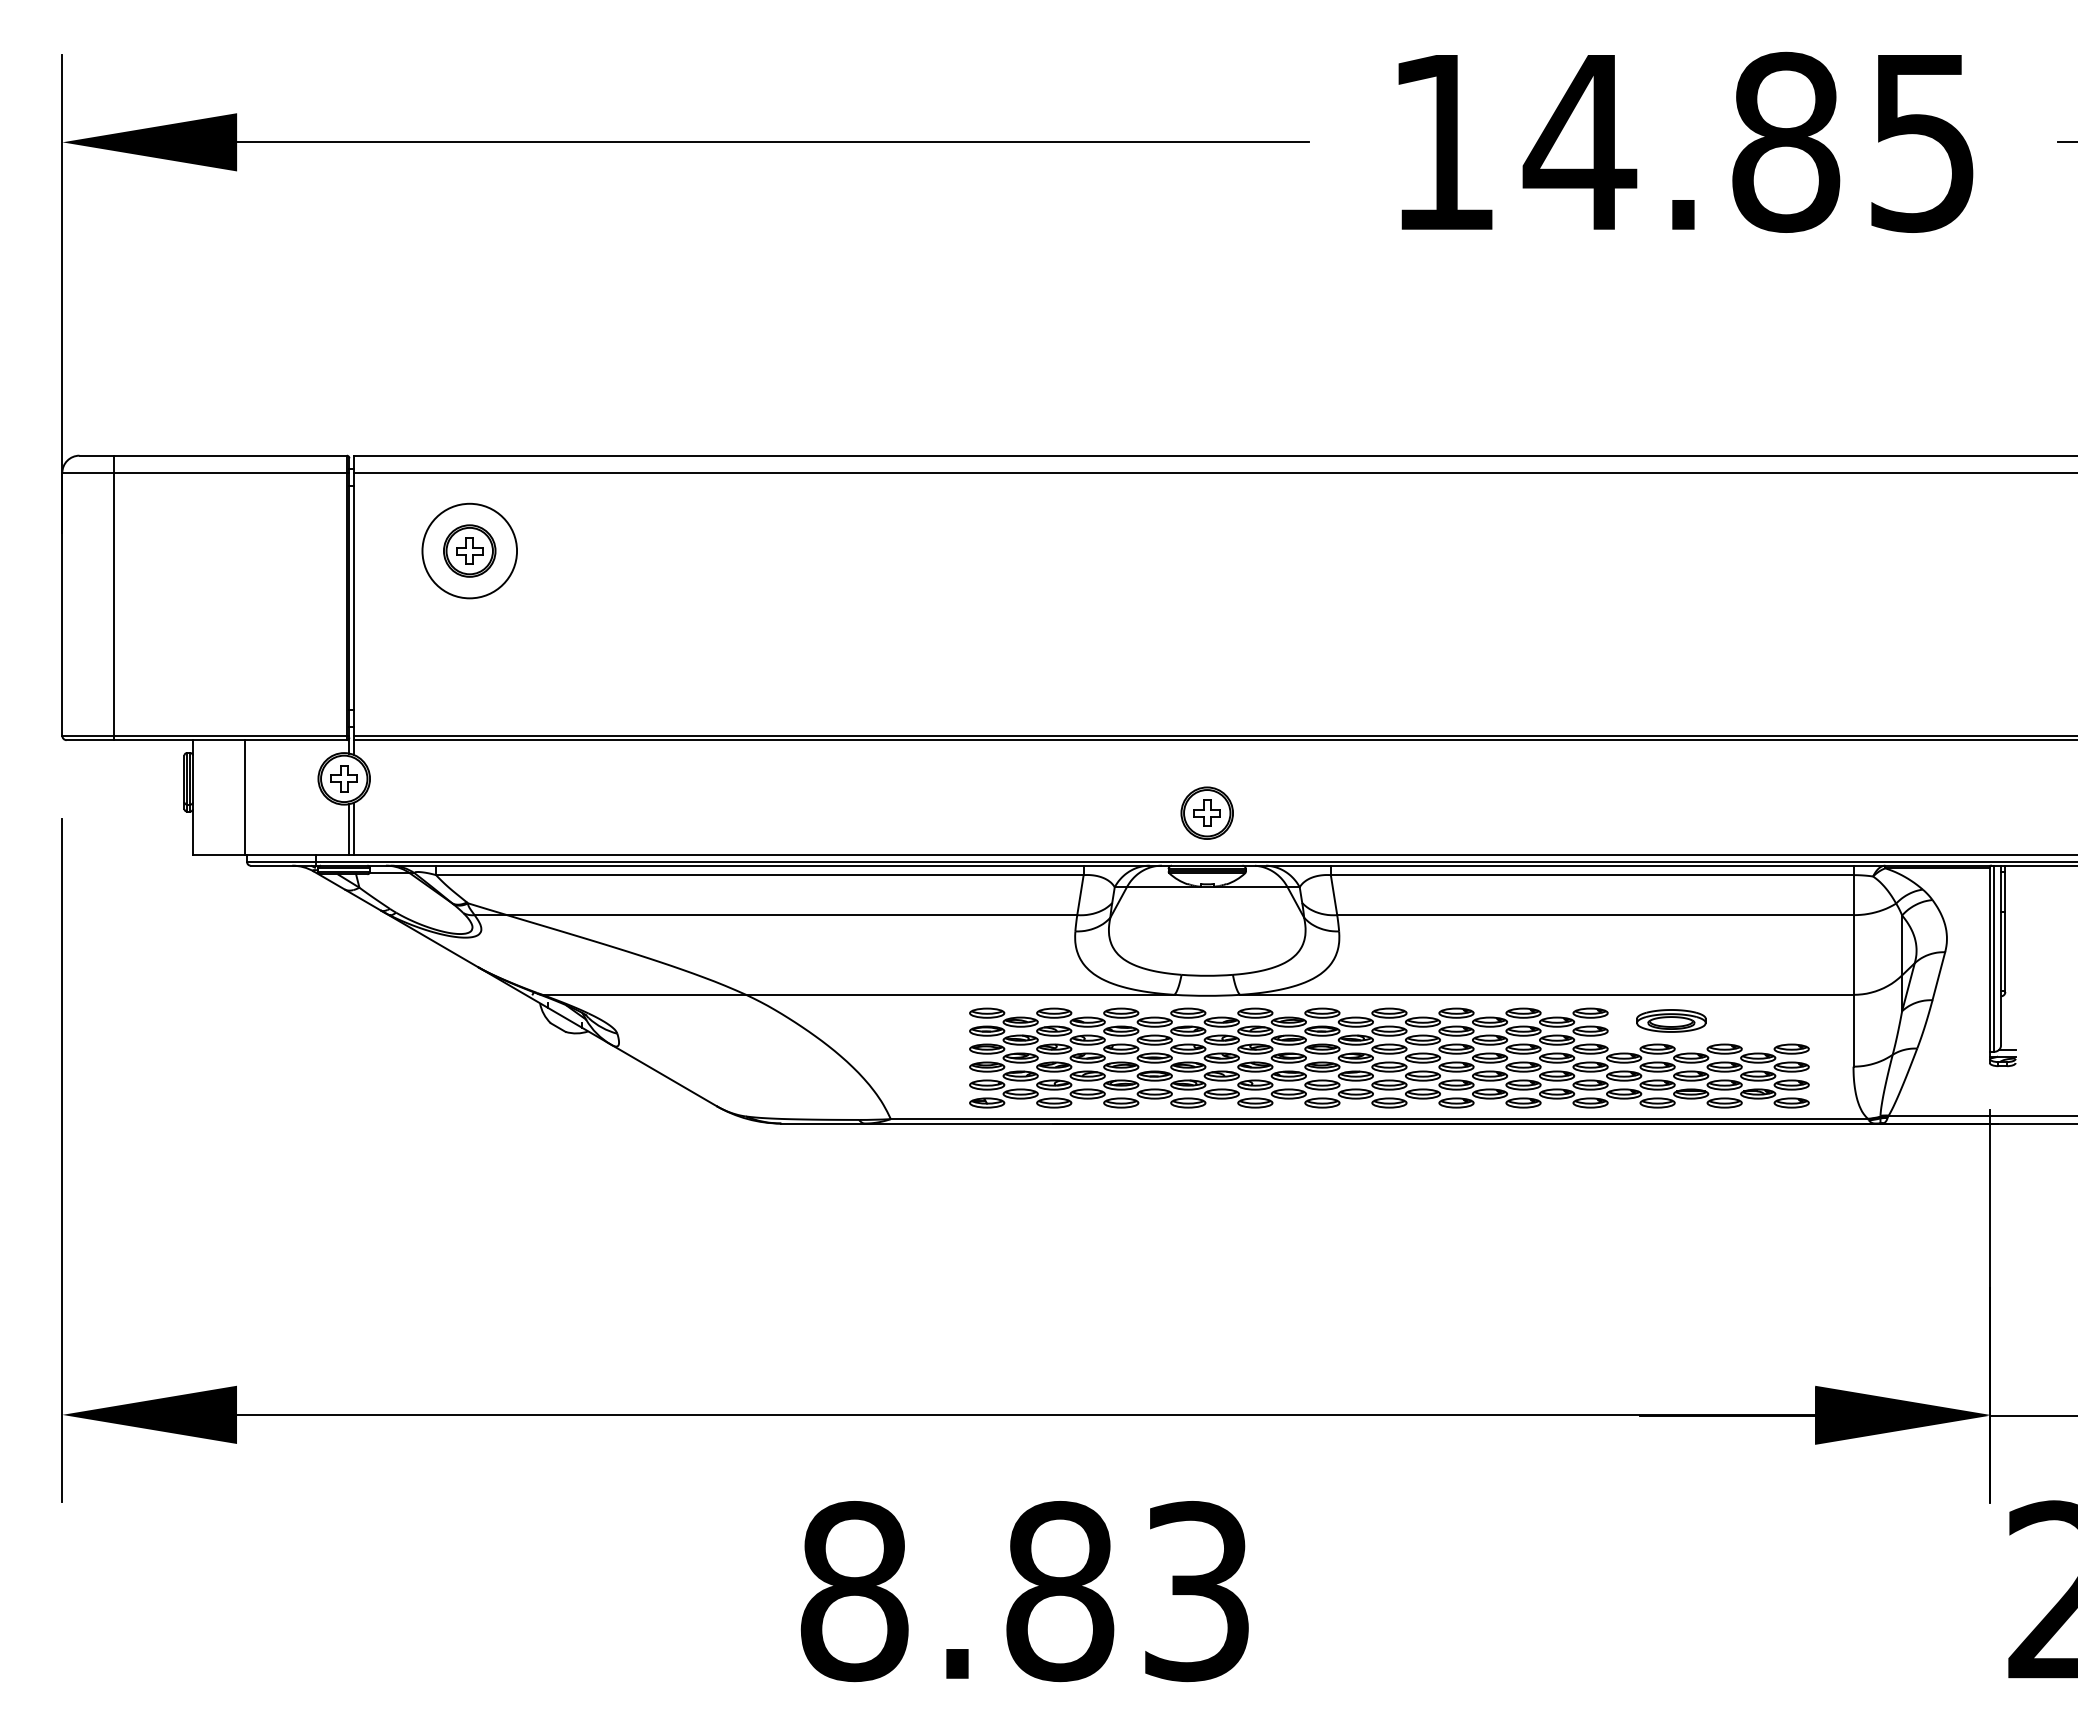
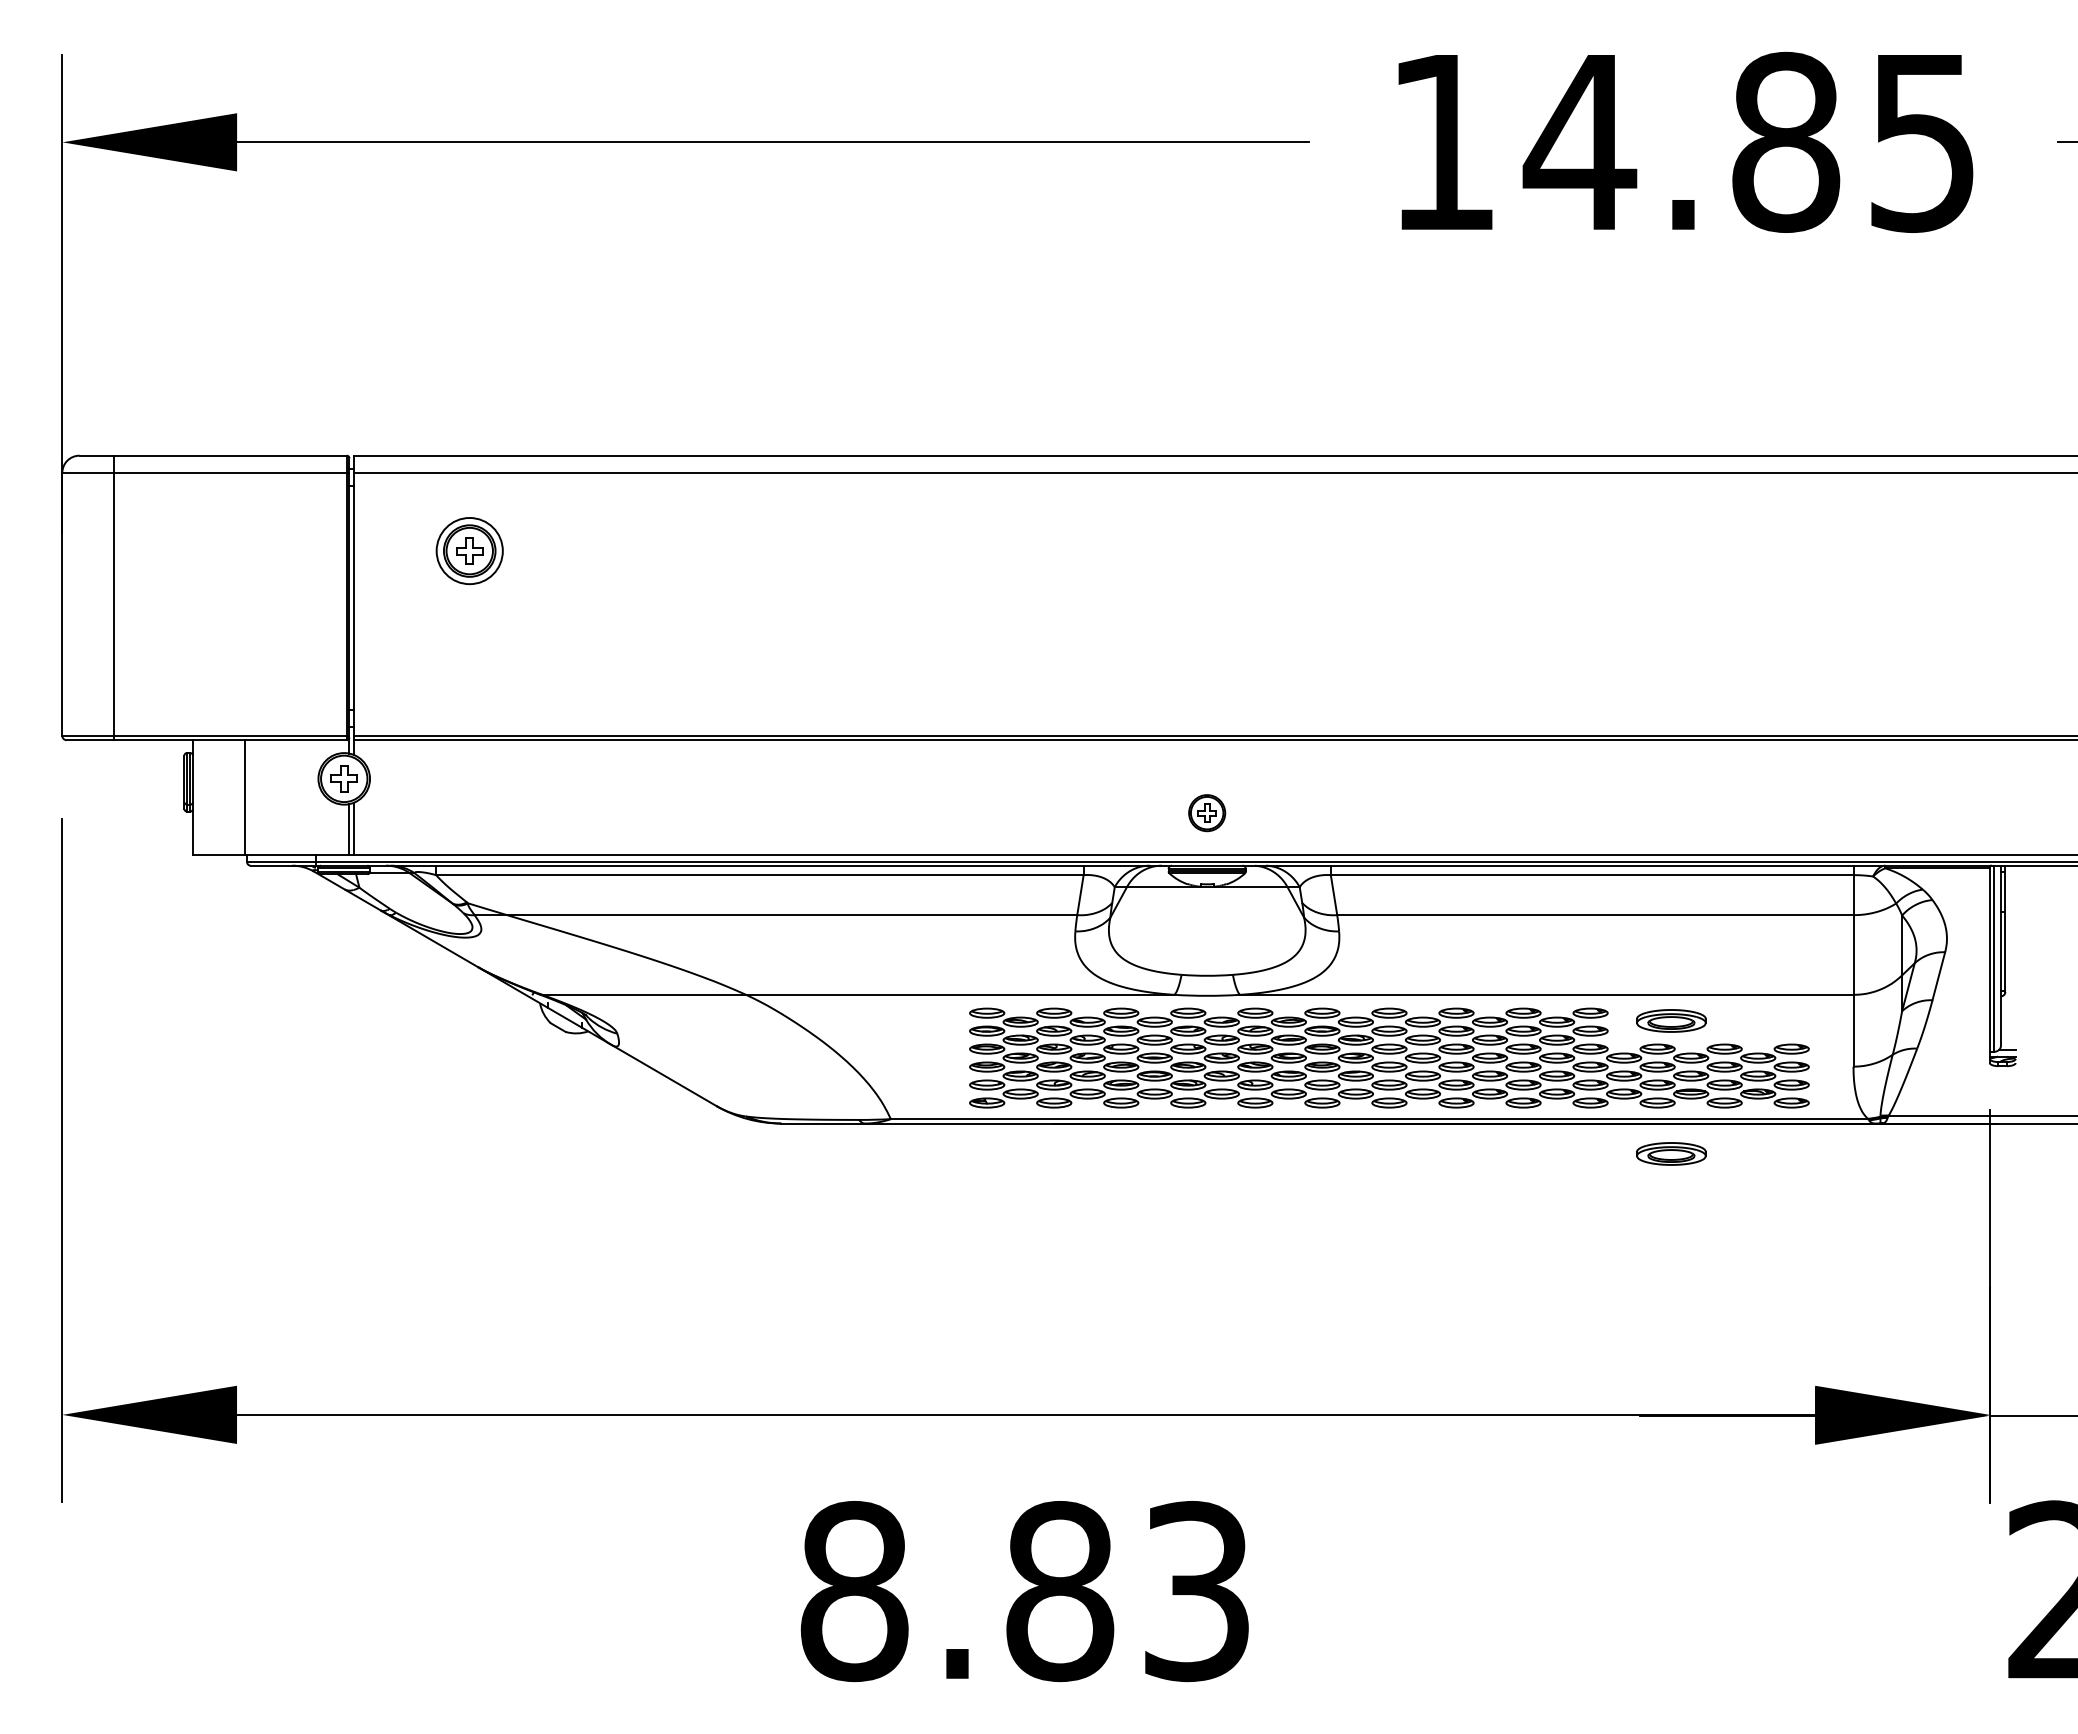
circle diameter: 95 px -> 66 px (469, 550)
part size: 54x54 px -> 39x39 px (1207, 813)
part: none -> present (1671, 1153)
